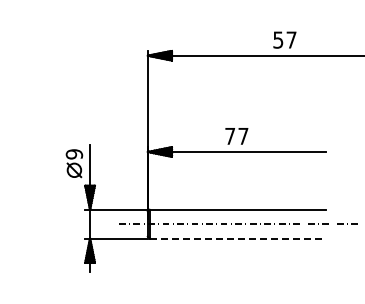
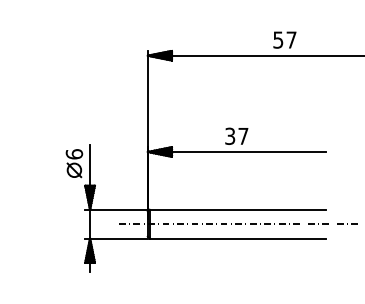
text: 77 -> 37 (230, 135)
text: 9 -> 6 (74, 154)
line: dashed -> solid (238, 238)
